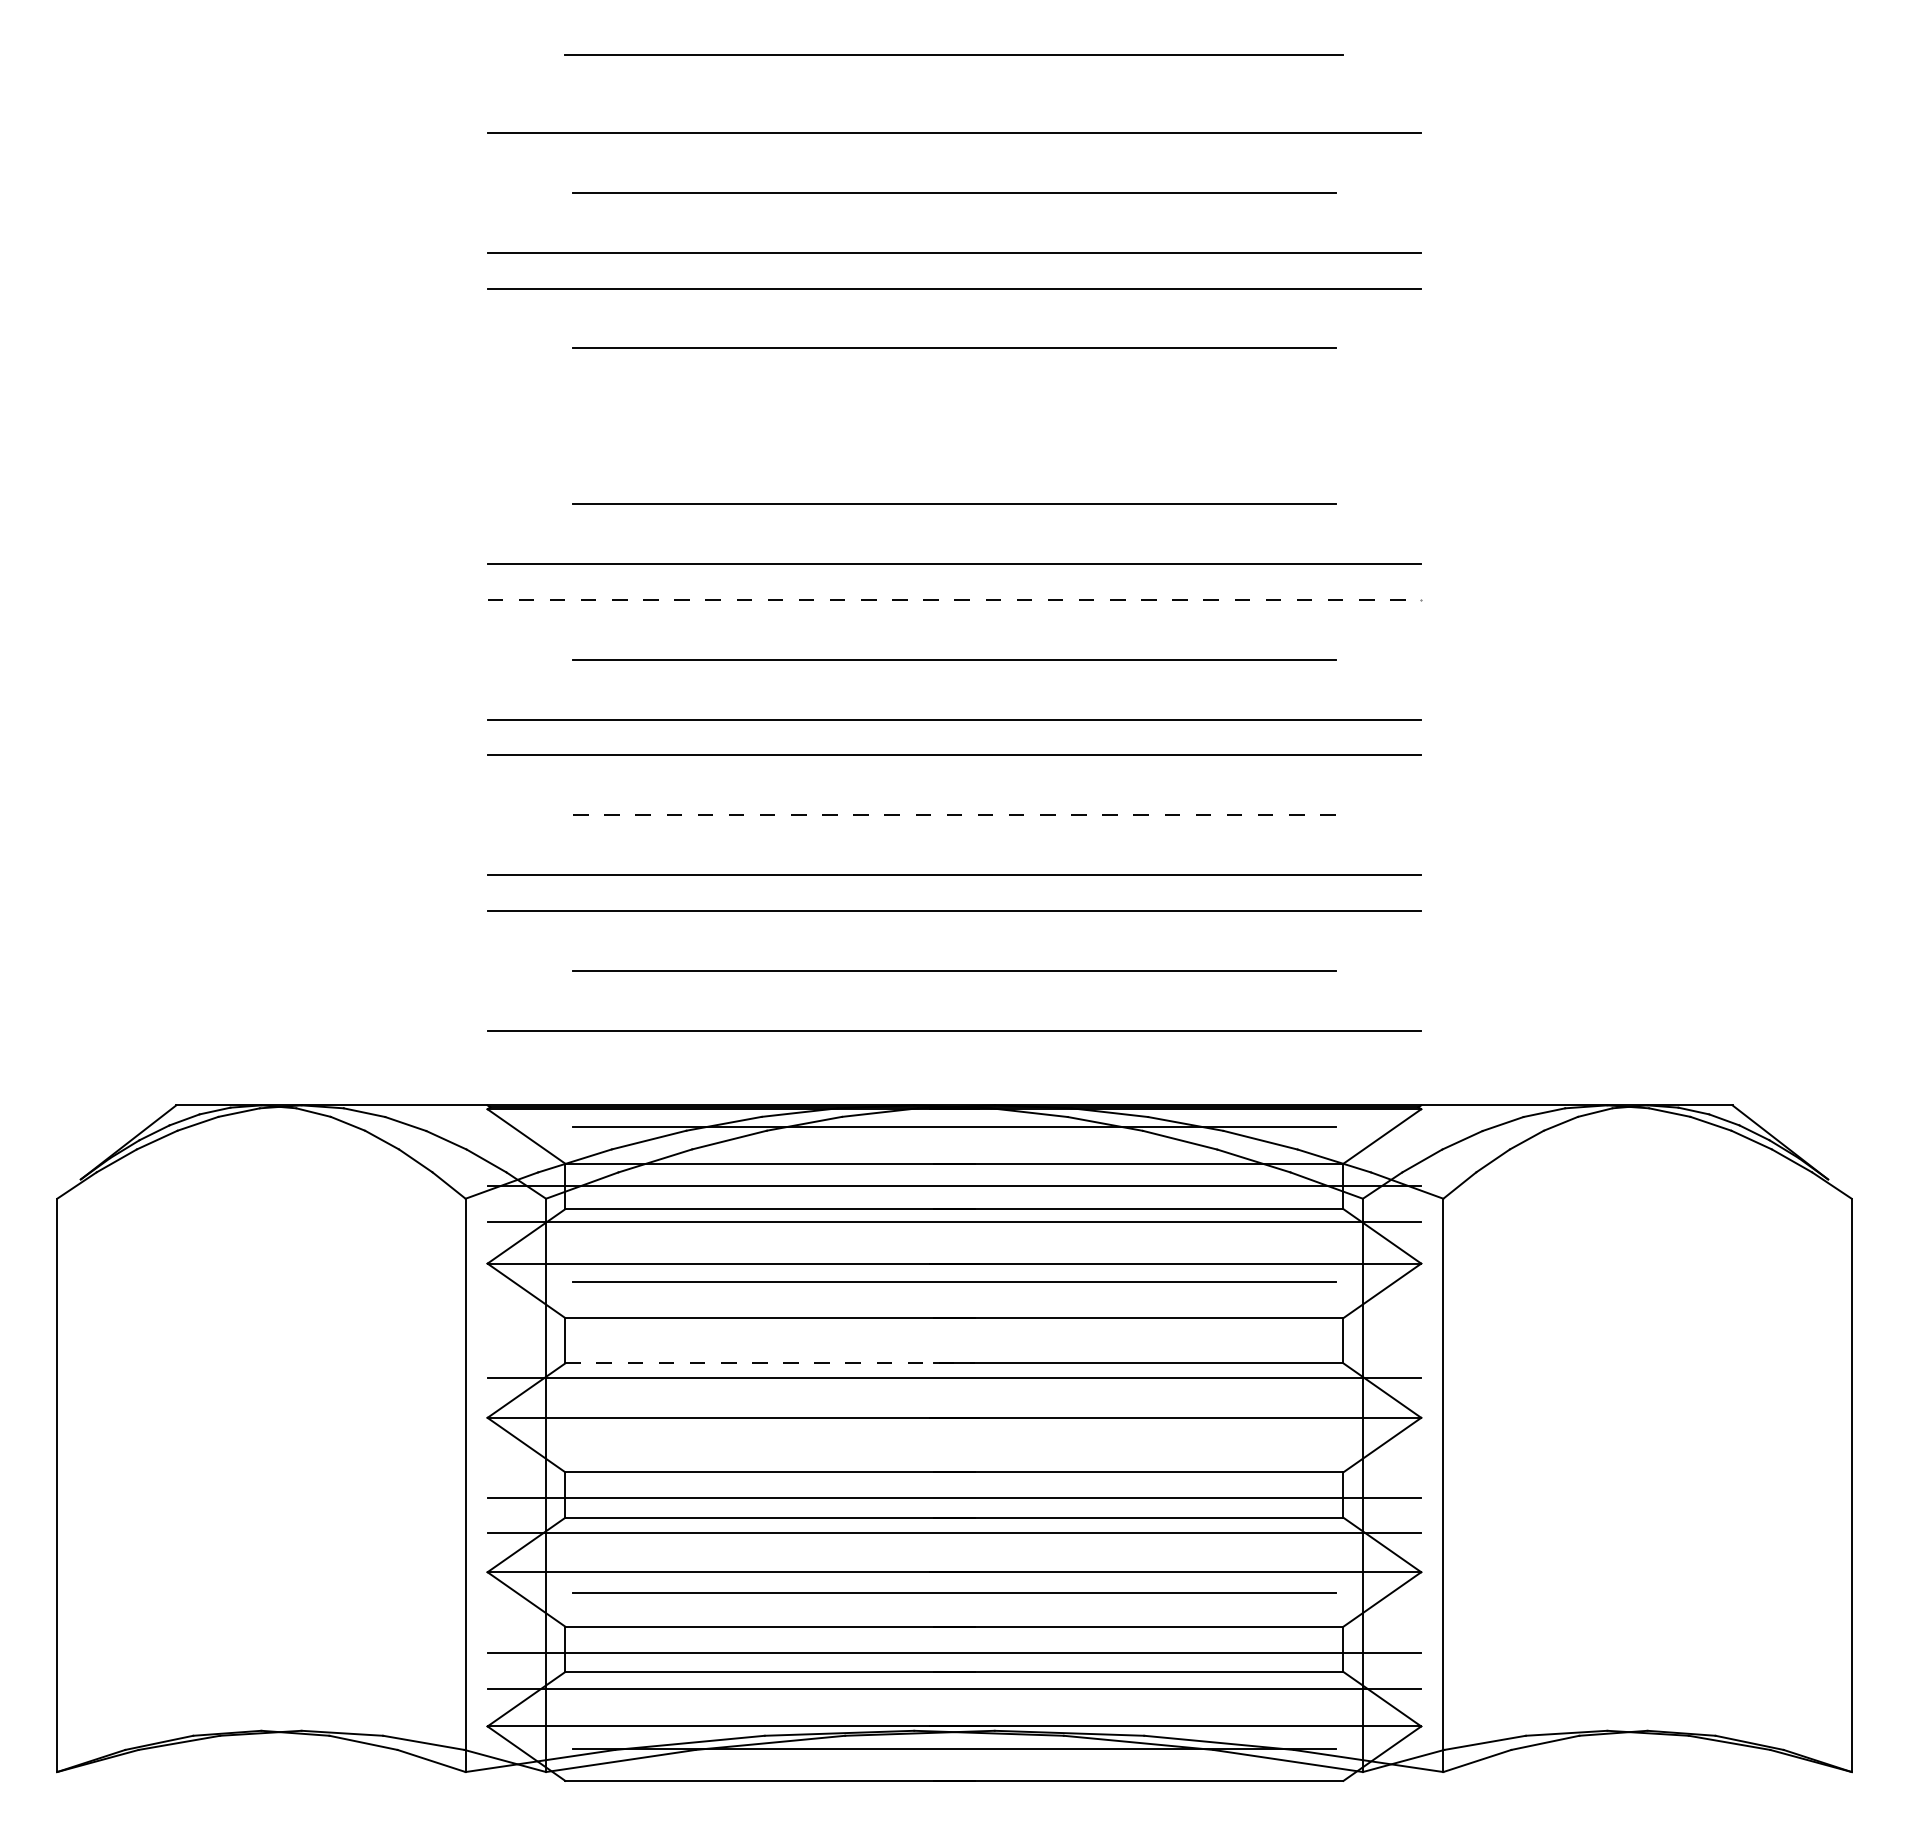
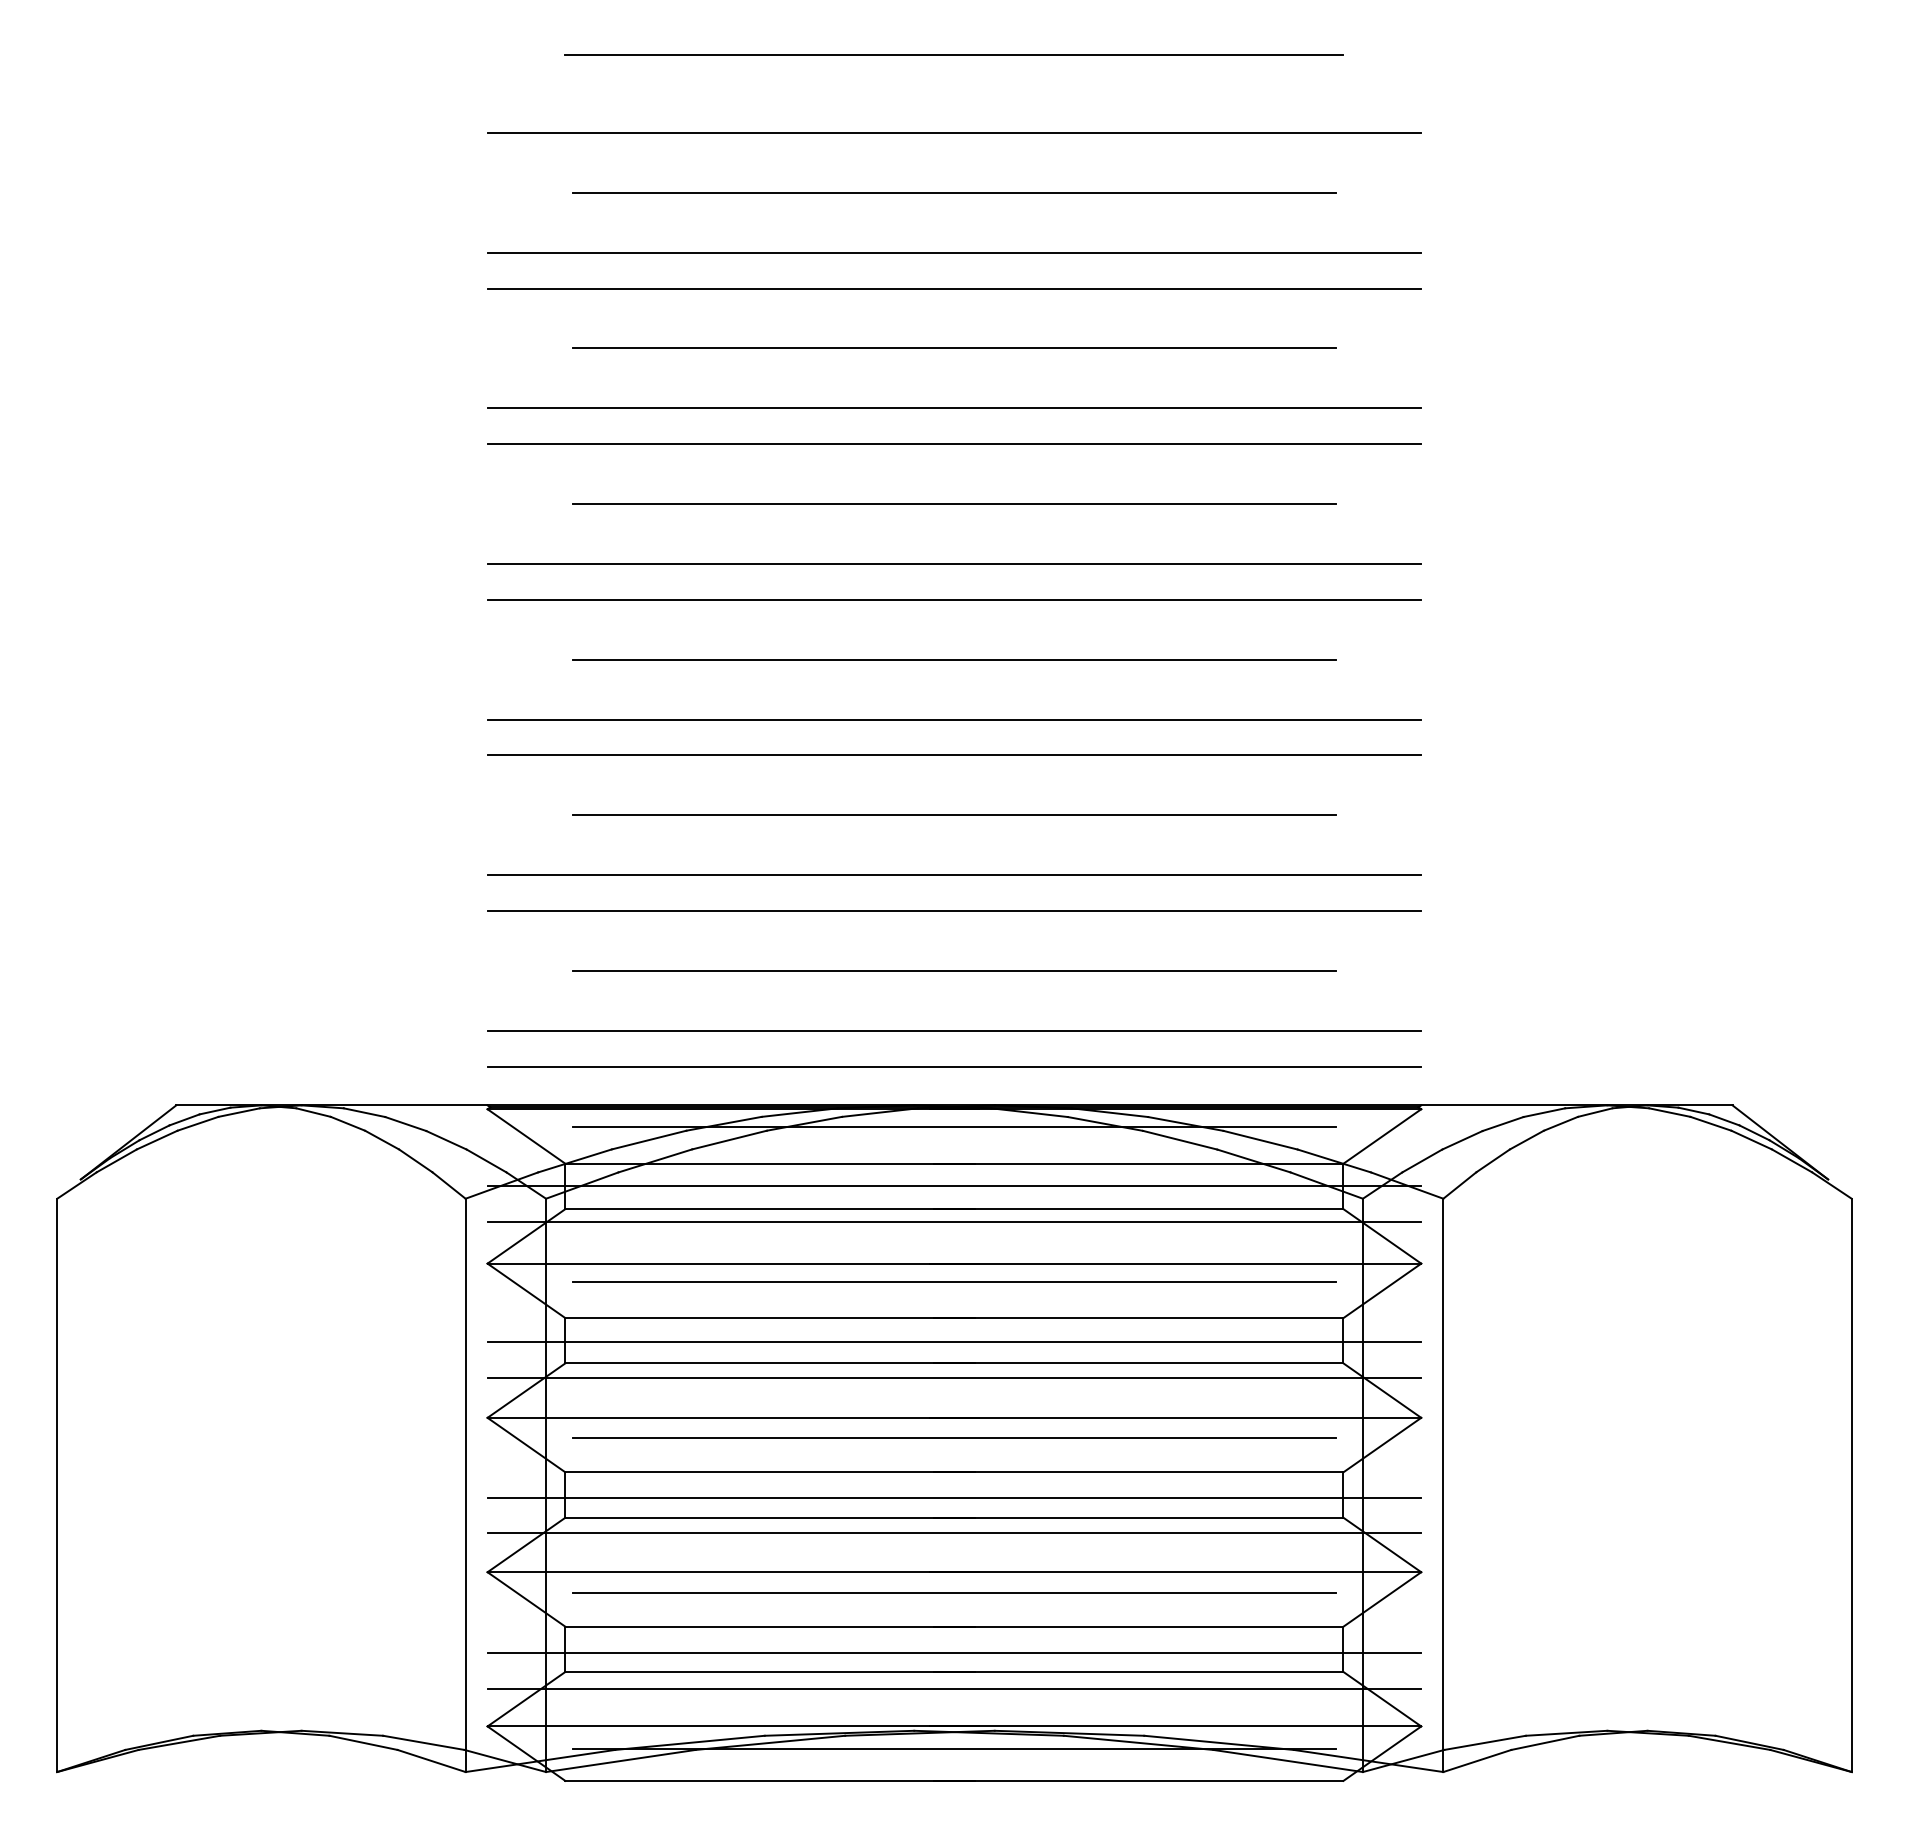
line: none -> present (954, 408)
line: none -> present (954, 443)
line: dashed -> solid (954, 599)
line: dashed -> solid (954, 815)
line: none -> present (954, 1066)
line: none -> present (954, 1342)
line: dashed -> solid (769, 1363)
line: none -> present (954, 1437)
